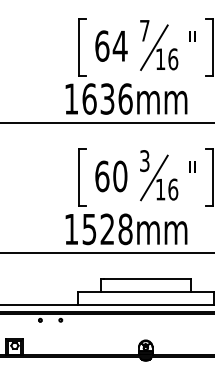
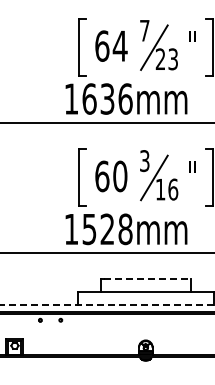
text: 16 -> 23 (166, 59)
line: solid -> dashed (147, 278)
line: solid -> dashed (107, 305)
